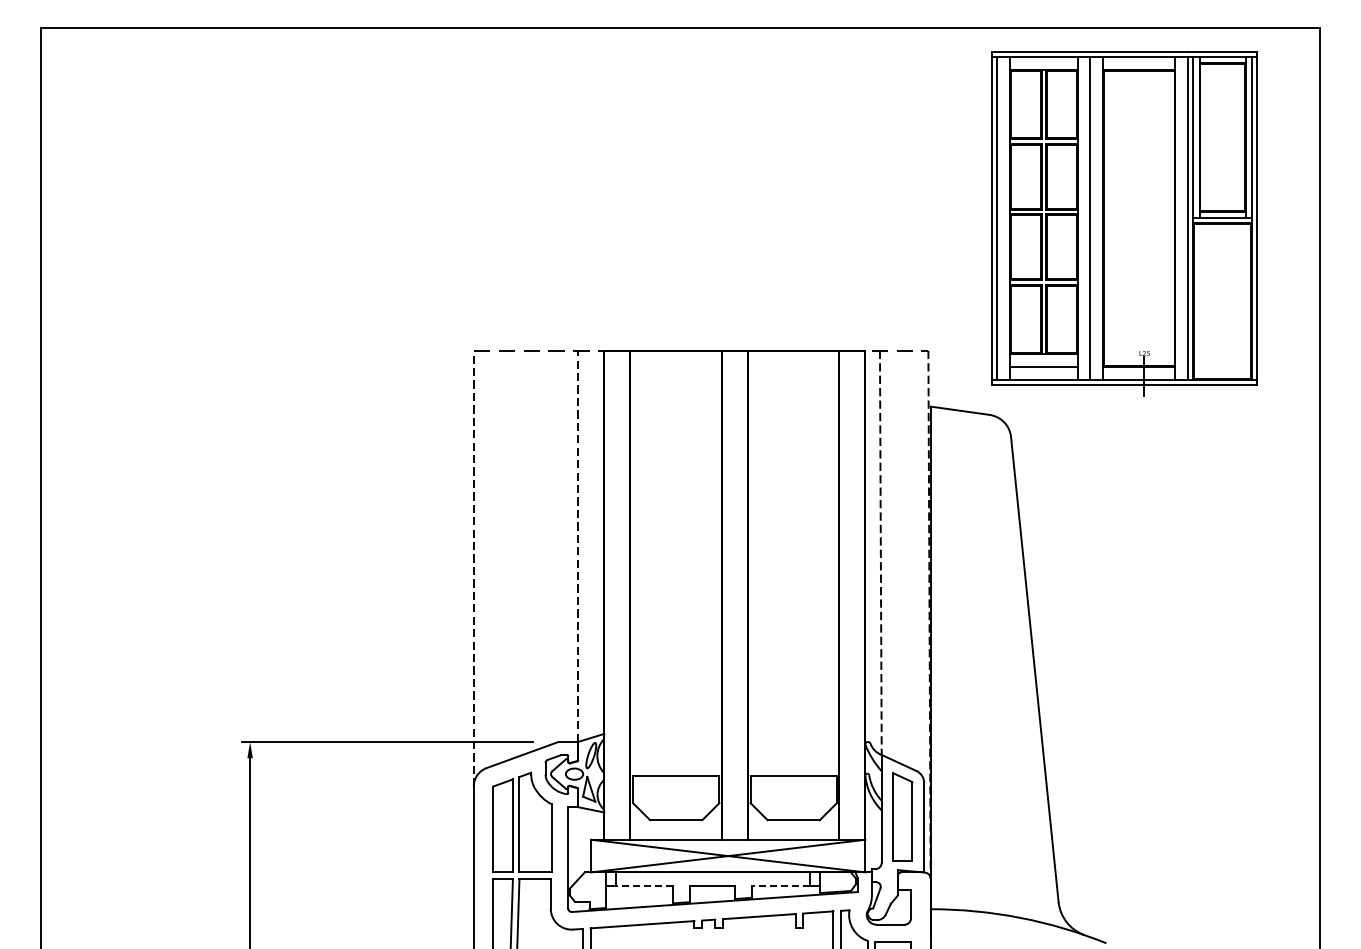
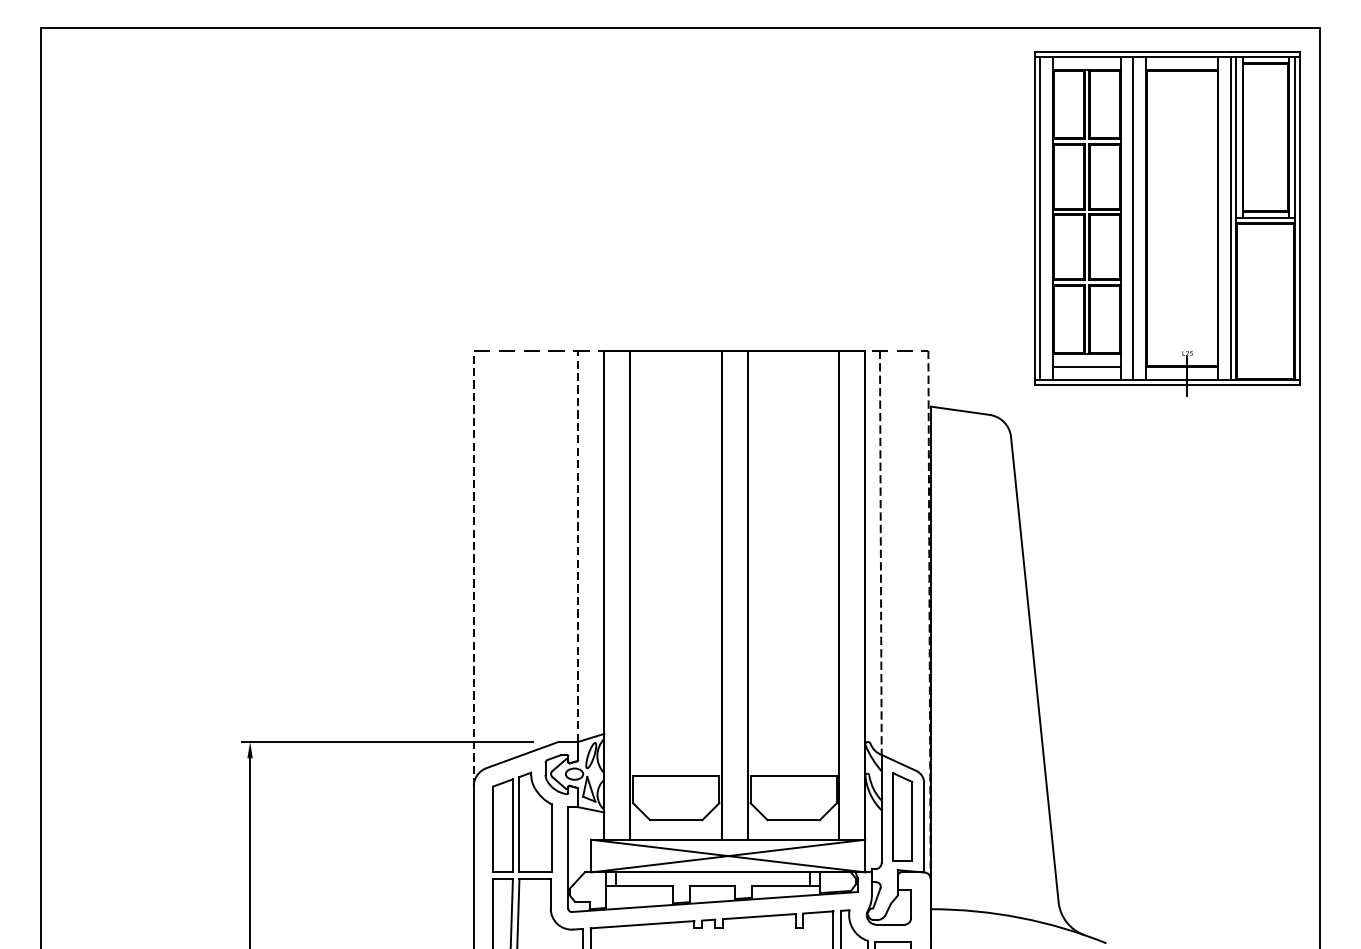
part position: (1124, 223) -> (1167, 223) (1167, 223)
line: dashed -> solid (644, 885)
line: dashed -> solid (780, 885)
